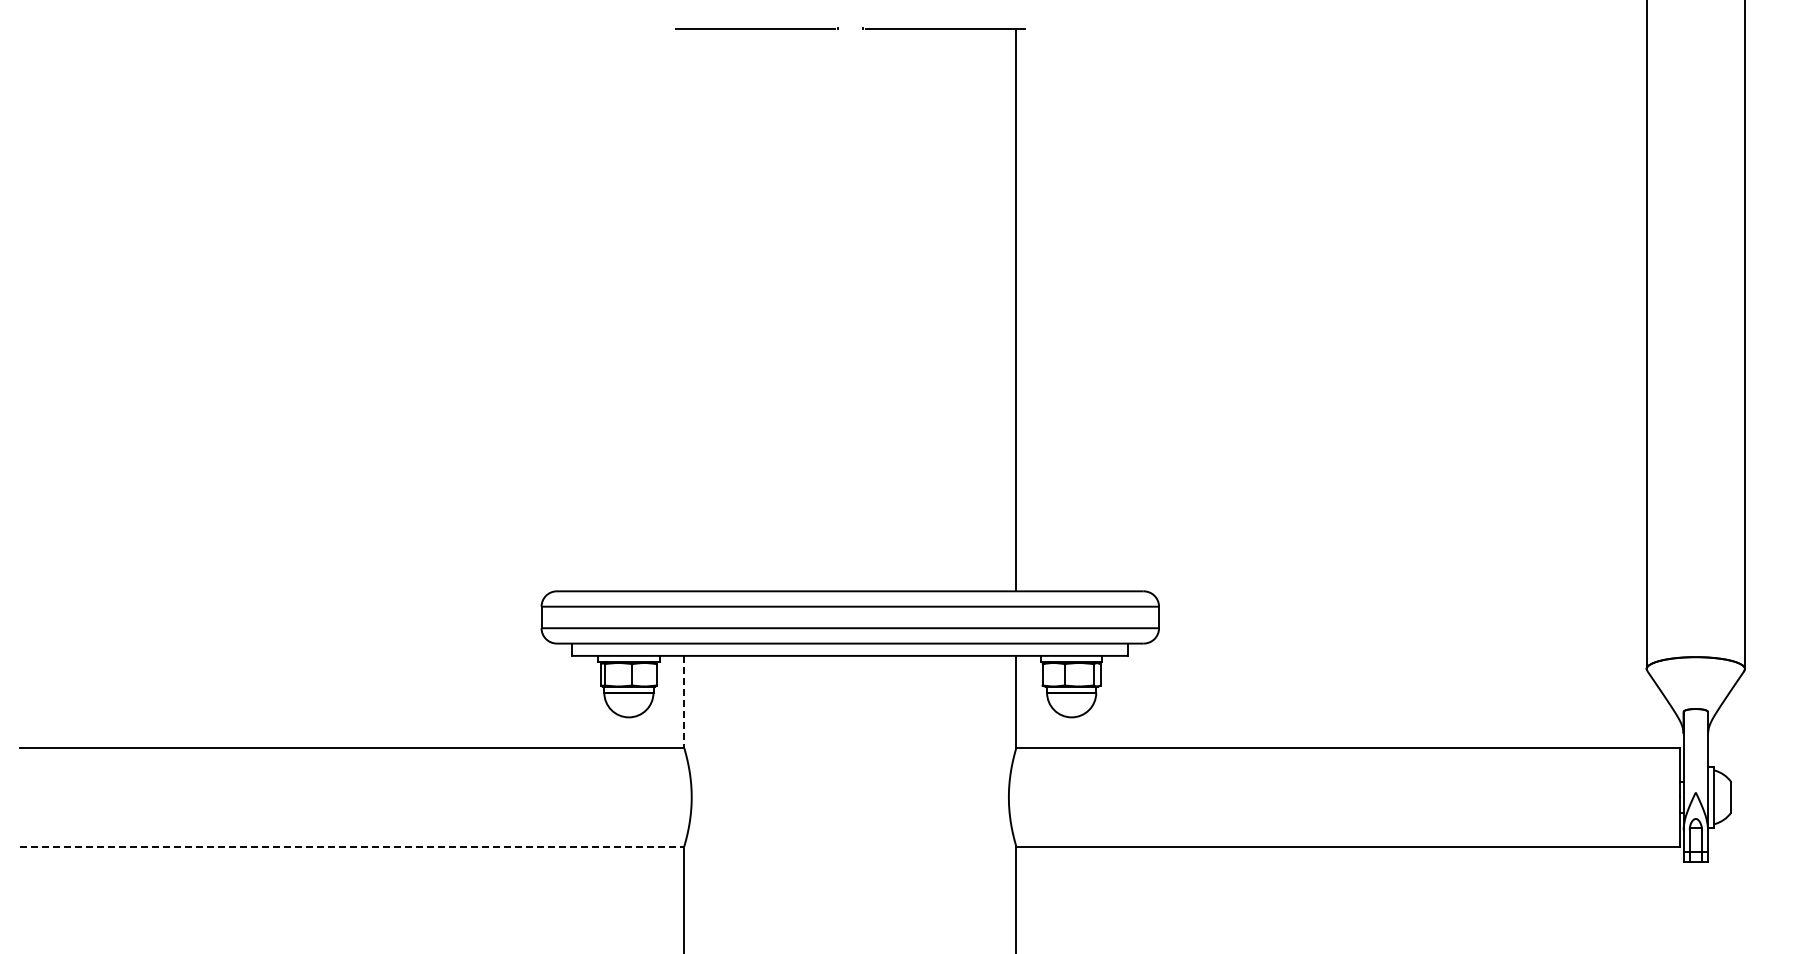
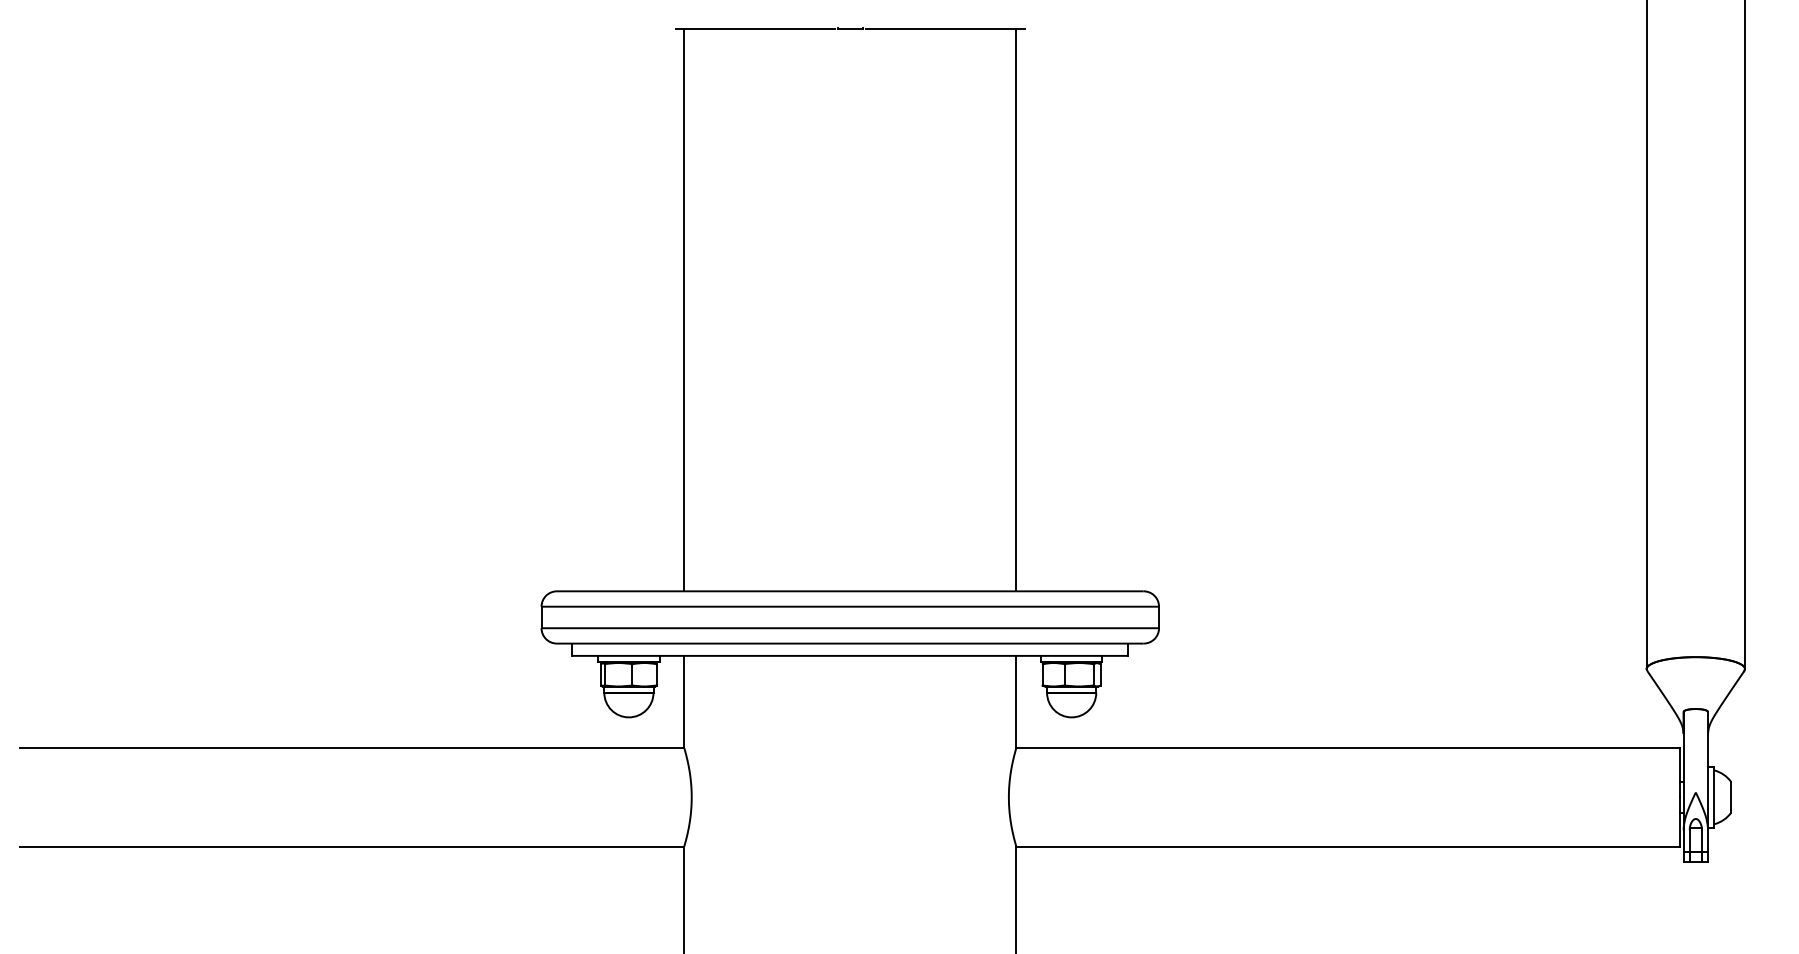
line: none -> present (850, 28)
line: none -> present (684, 309)
line: dashed -> solid (684, 702)
line: dashed -> solid (352, 846)
